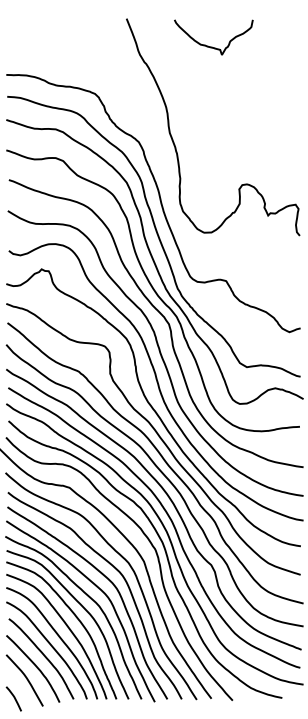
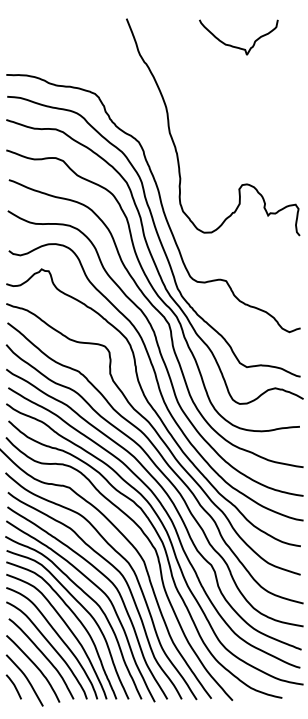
curve position: (212, 46) -> (237, 46) (237, 46)
curve position: (13, 697) -> (13, 685) (13, 685)
